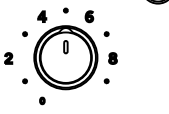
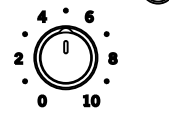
part position: (8, 58) -> (18, 58) (18, 58)
part size: 7x10 px -> 11x14 px (42, 100)
part: none -> present (91, 100)
